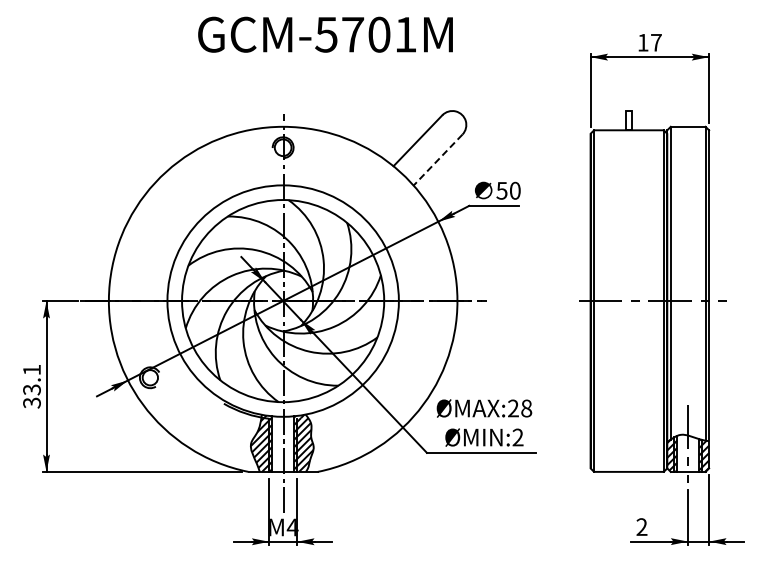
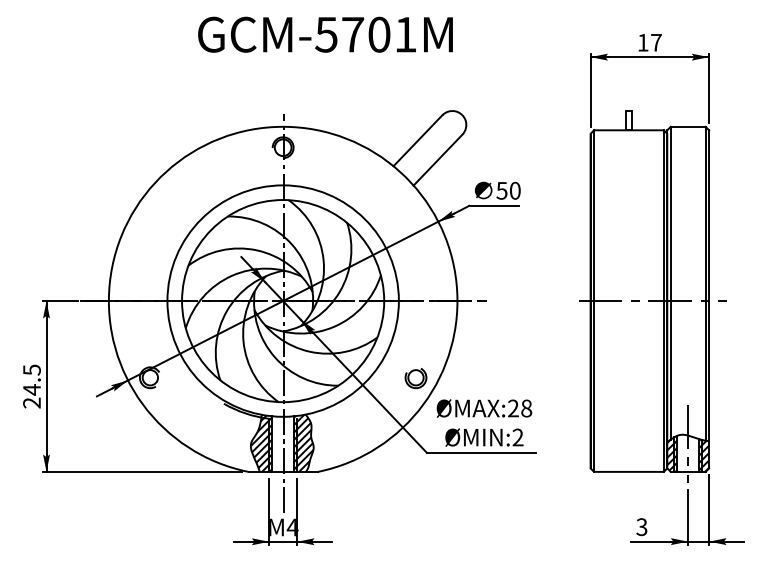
line: dashed -> solid (437, 160)
part: none -> present (415, 378)
text: 33.1 -> 24.5 (31, 386)
text: 2 -> 3 (641, 527)
